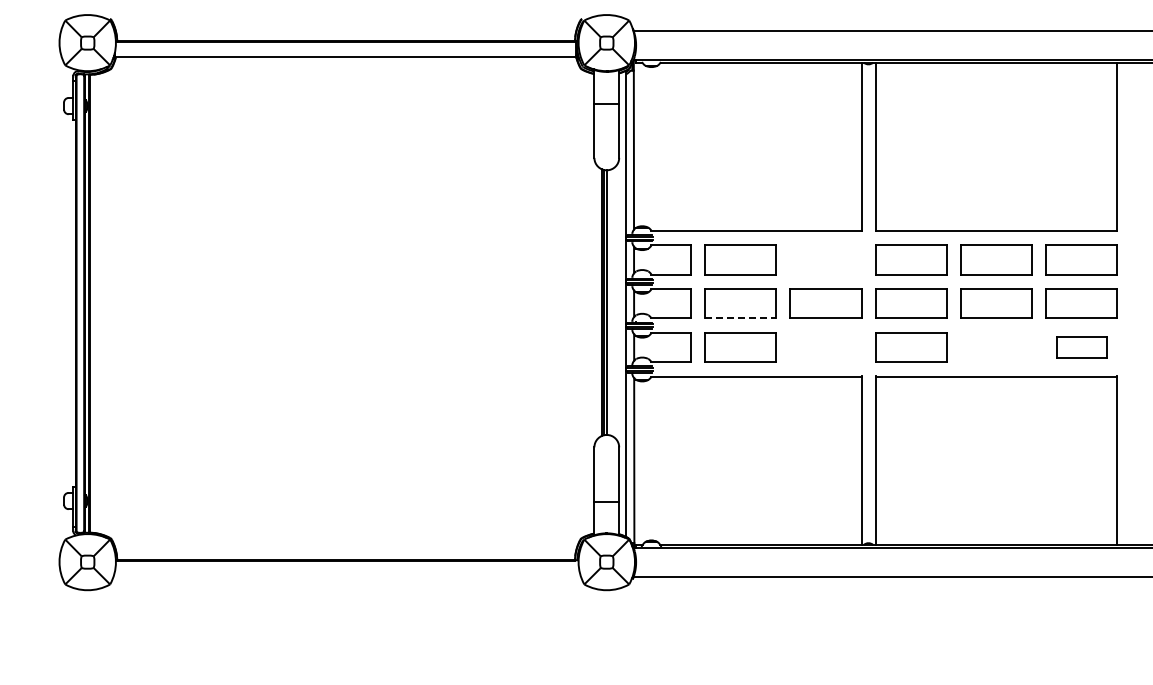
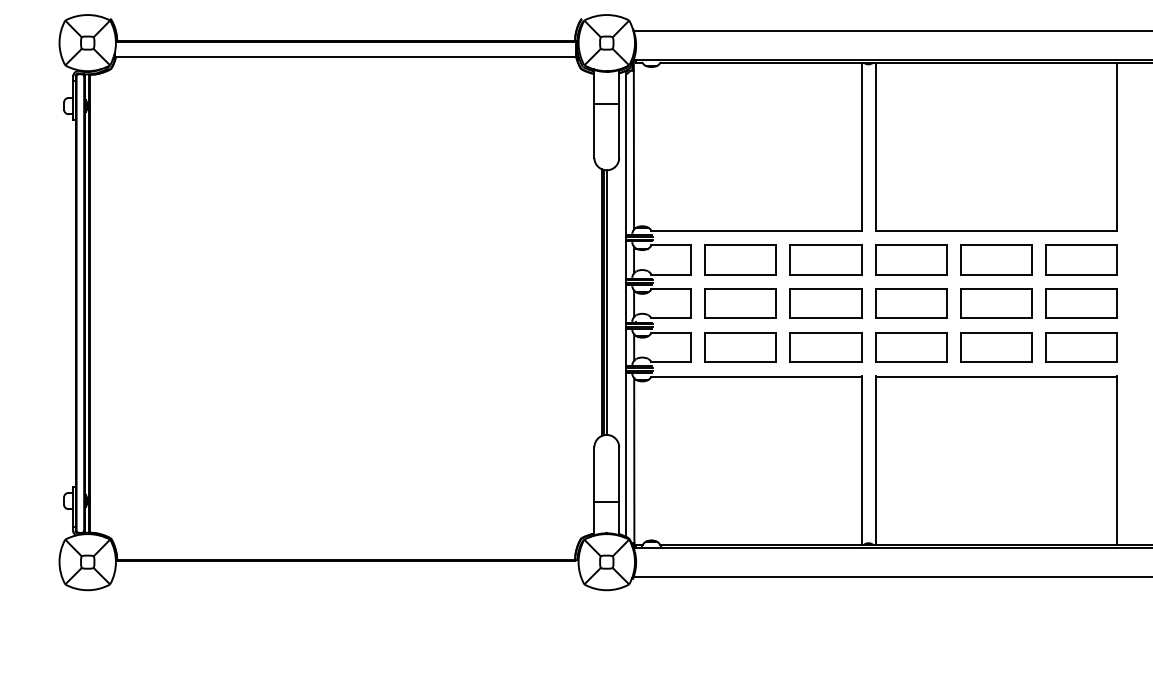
part: none -> present (825, 259)
line: dashed -> solid (740, 318)
part: none -> present (825, 347)
part: none -> present (996, 347)
part size: 52x23 px -> 73x31 px (1081, 347)
